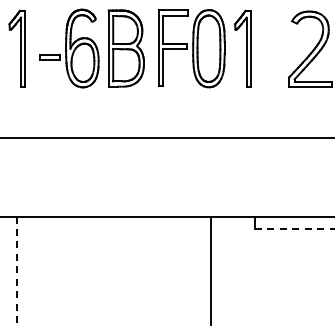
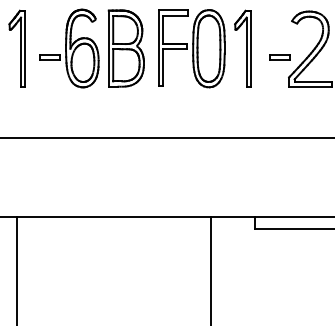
part: none -> present (279, 57)
line: dashed -> solid (294, 229)
line: dashed -> solid (17, 271)
